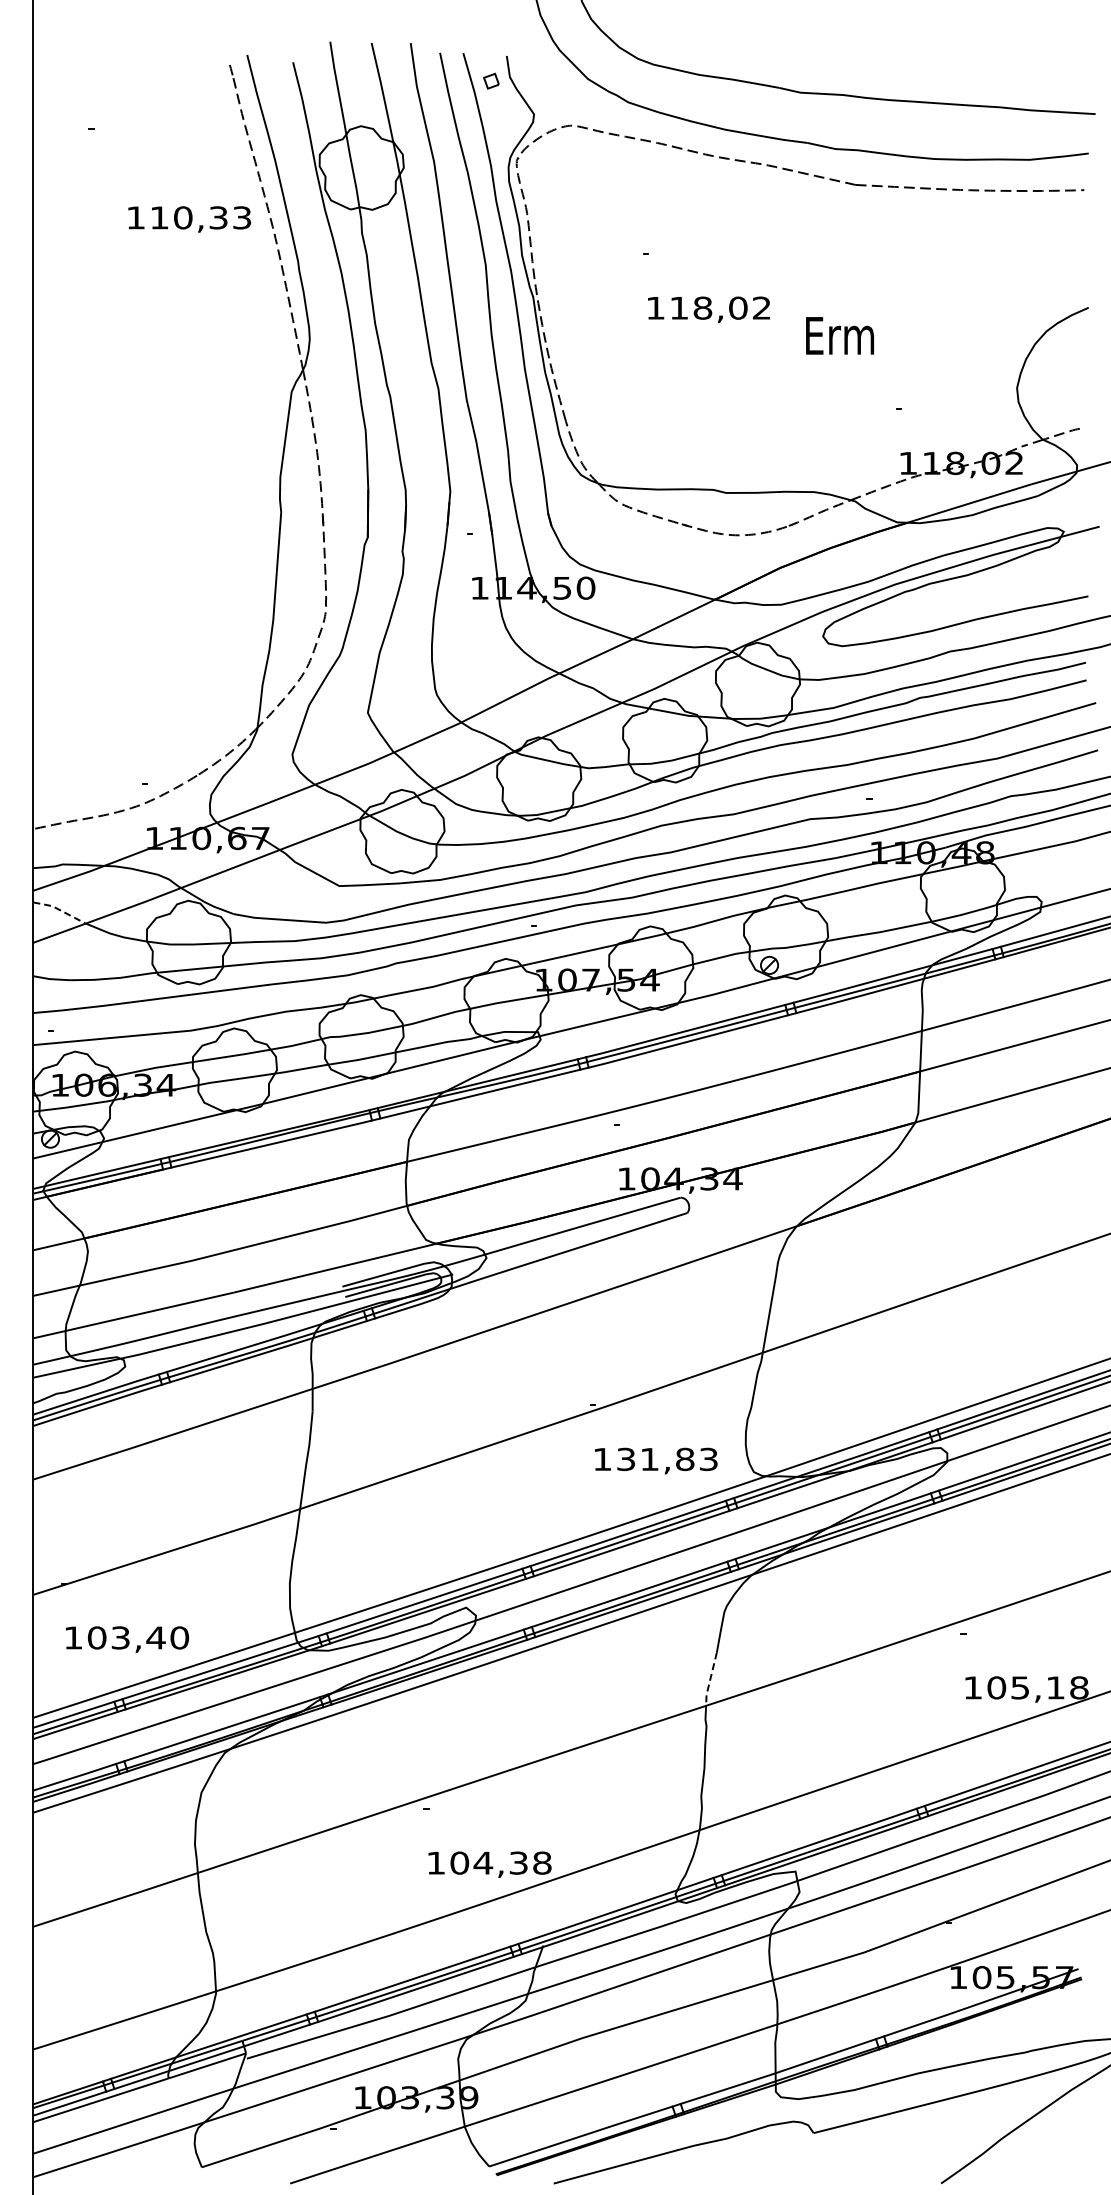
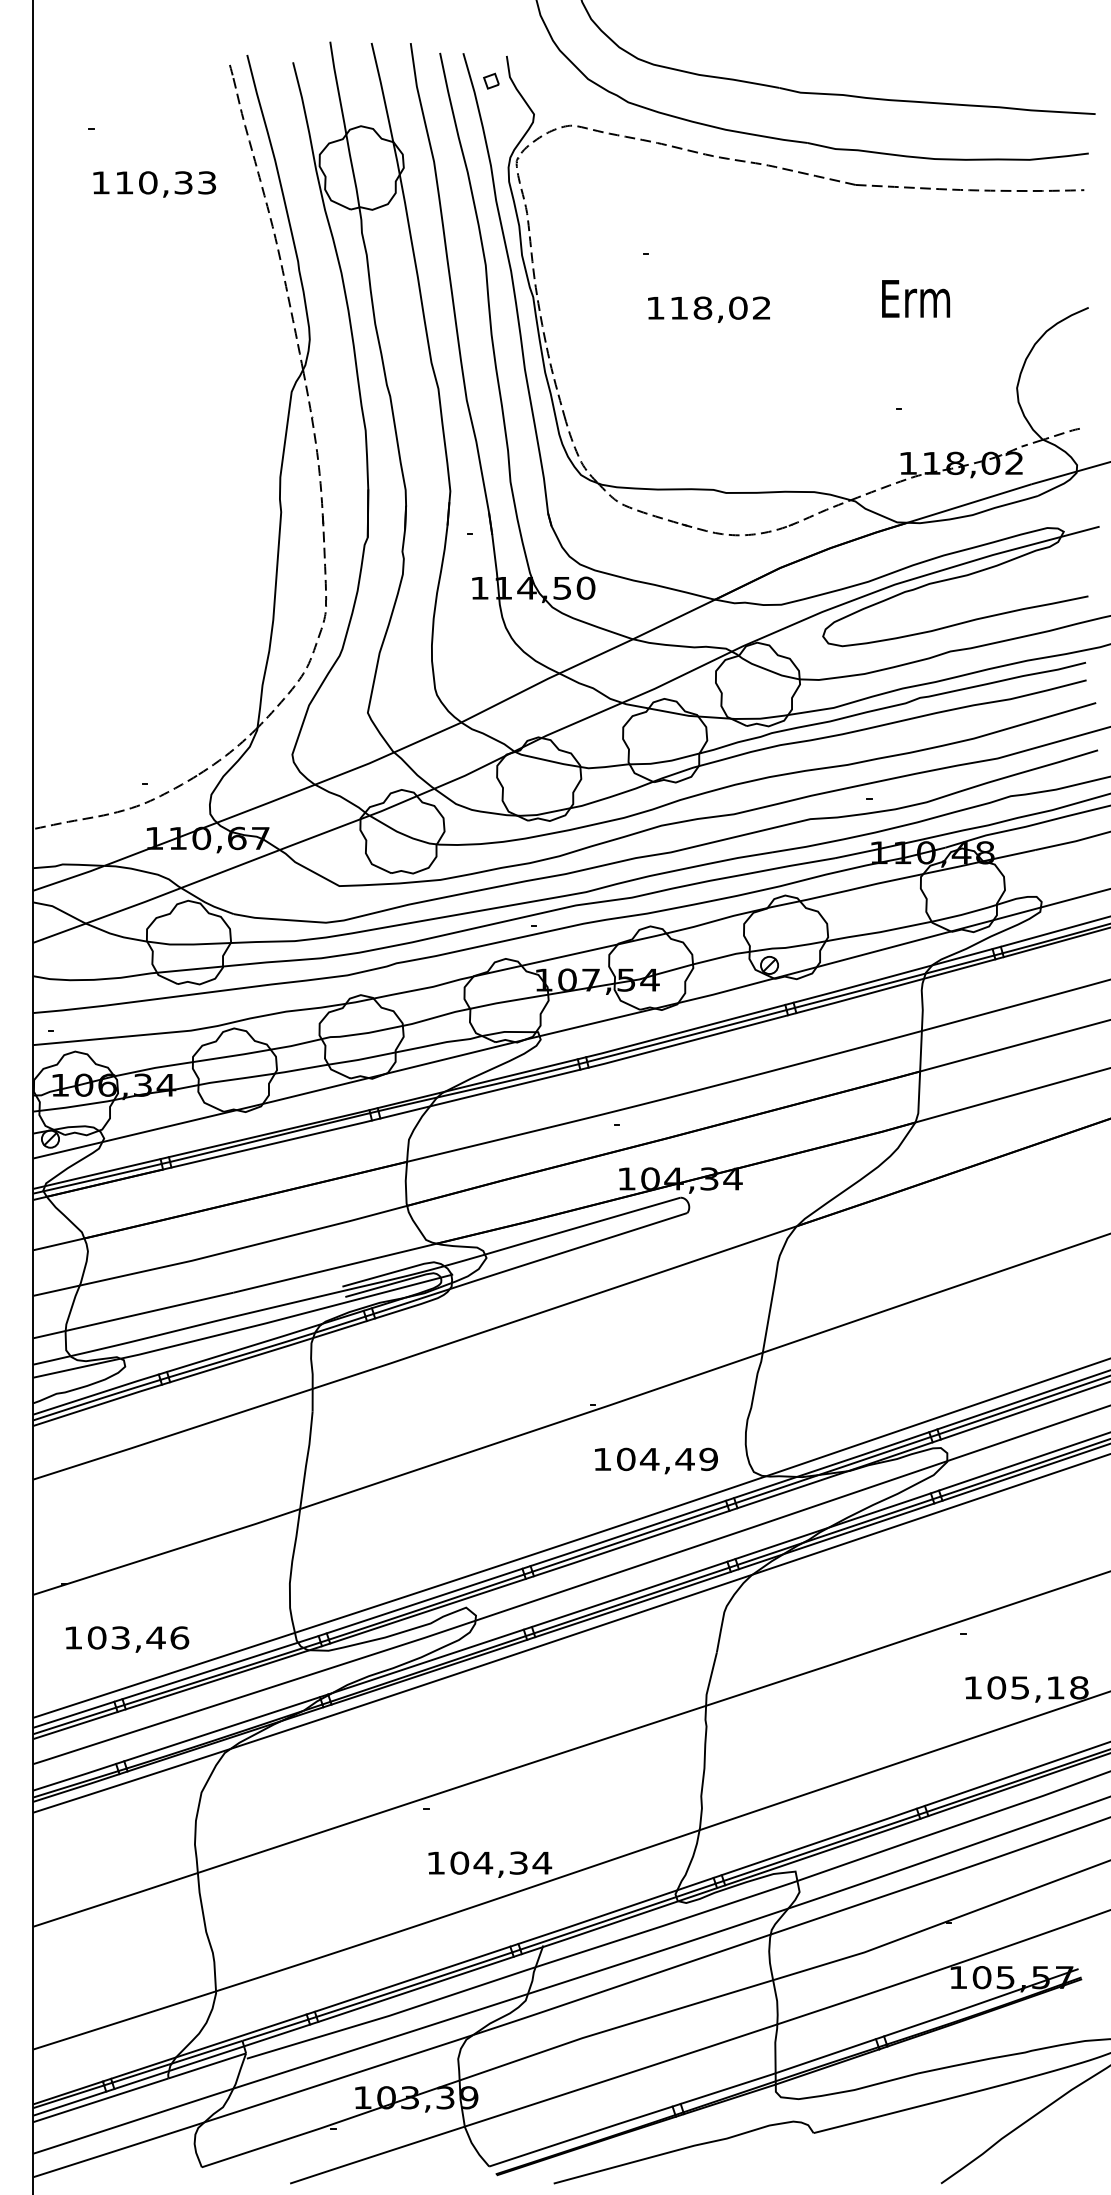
text position: (189, 219) -> (154, 184) (154, 184)
text position: (839, 335) -> (915, 298) (915, 298)
line: dashed -> solid (60, 910)
text: 131,83 -> 104,49 (667, 1459)
text: 103,40 -> 103,46 (179, 1637)
line: dashed -> solid (710, 1680)
text: 104,38 -> 104,34 (542, 1862)
